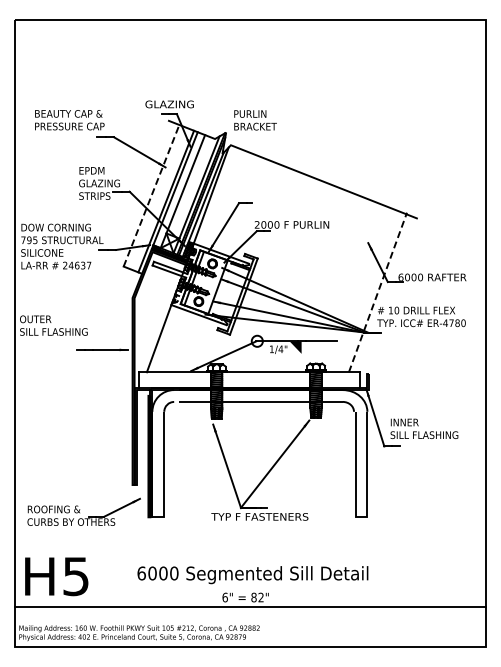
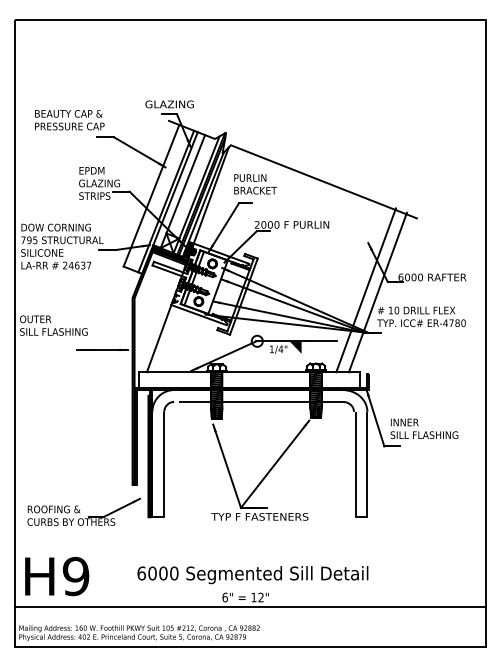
text position: (255, 120) -> (255, 184) (255, 184)
line: dashed -> solid (151, 195)
line: none -> present (365, 290)
line: dashed -> solid (377, 292)
text: H5 -> H9 (75, 575)
text: 82" -> 12" (253, 597)
